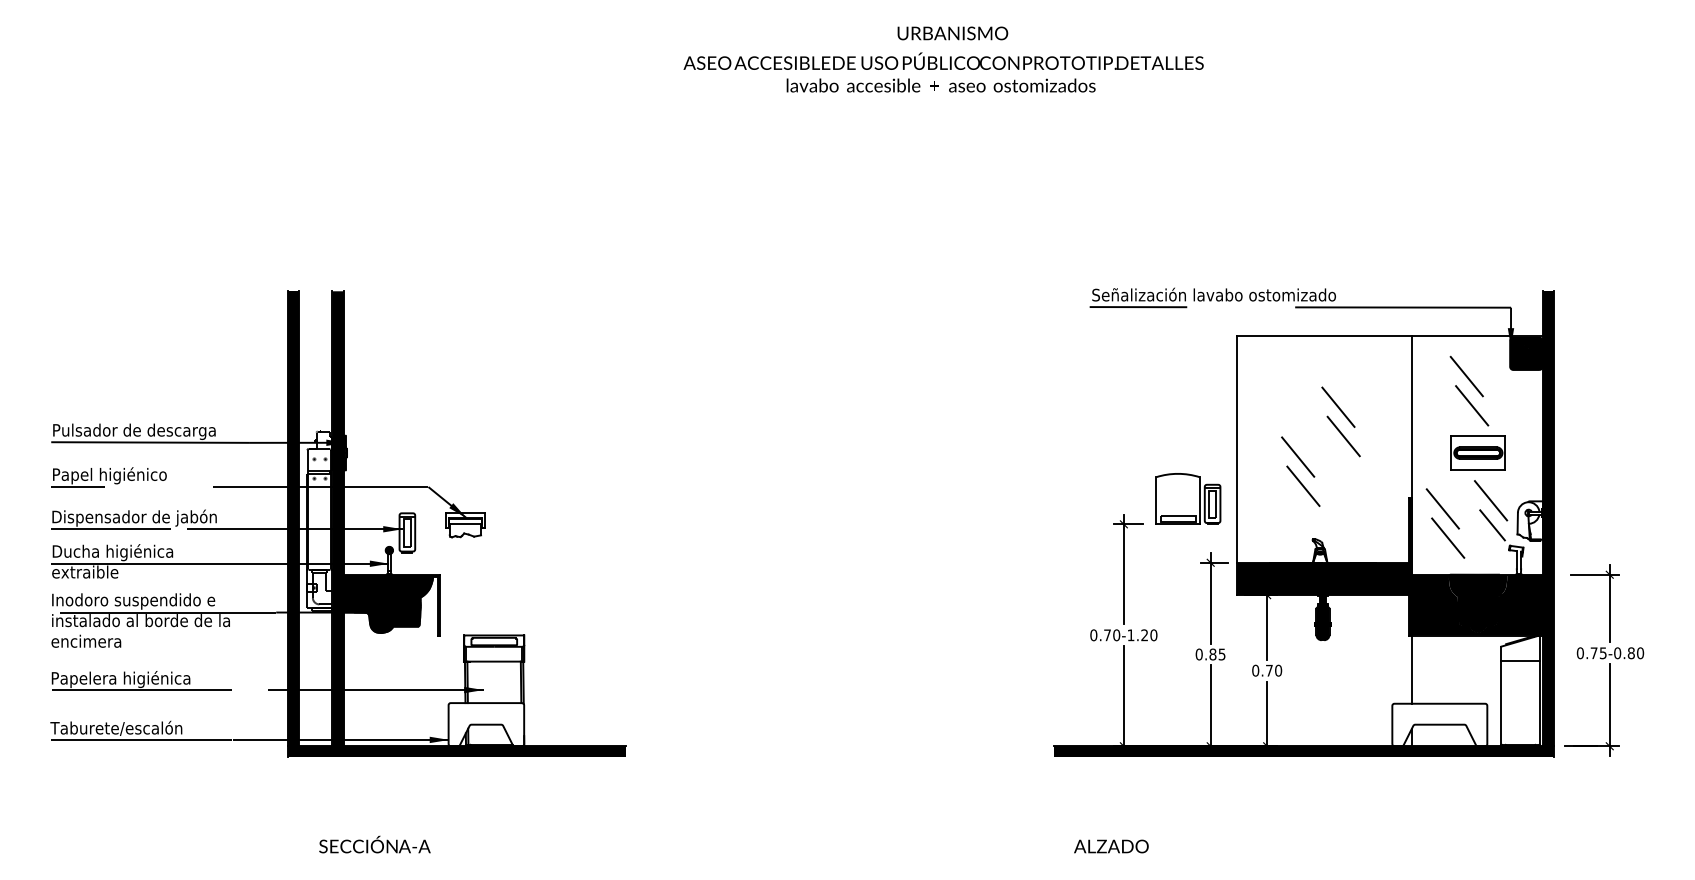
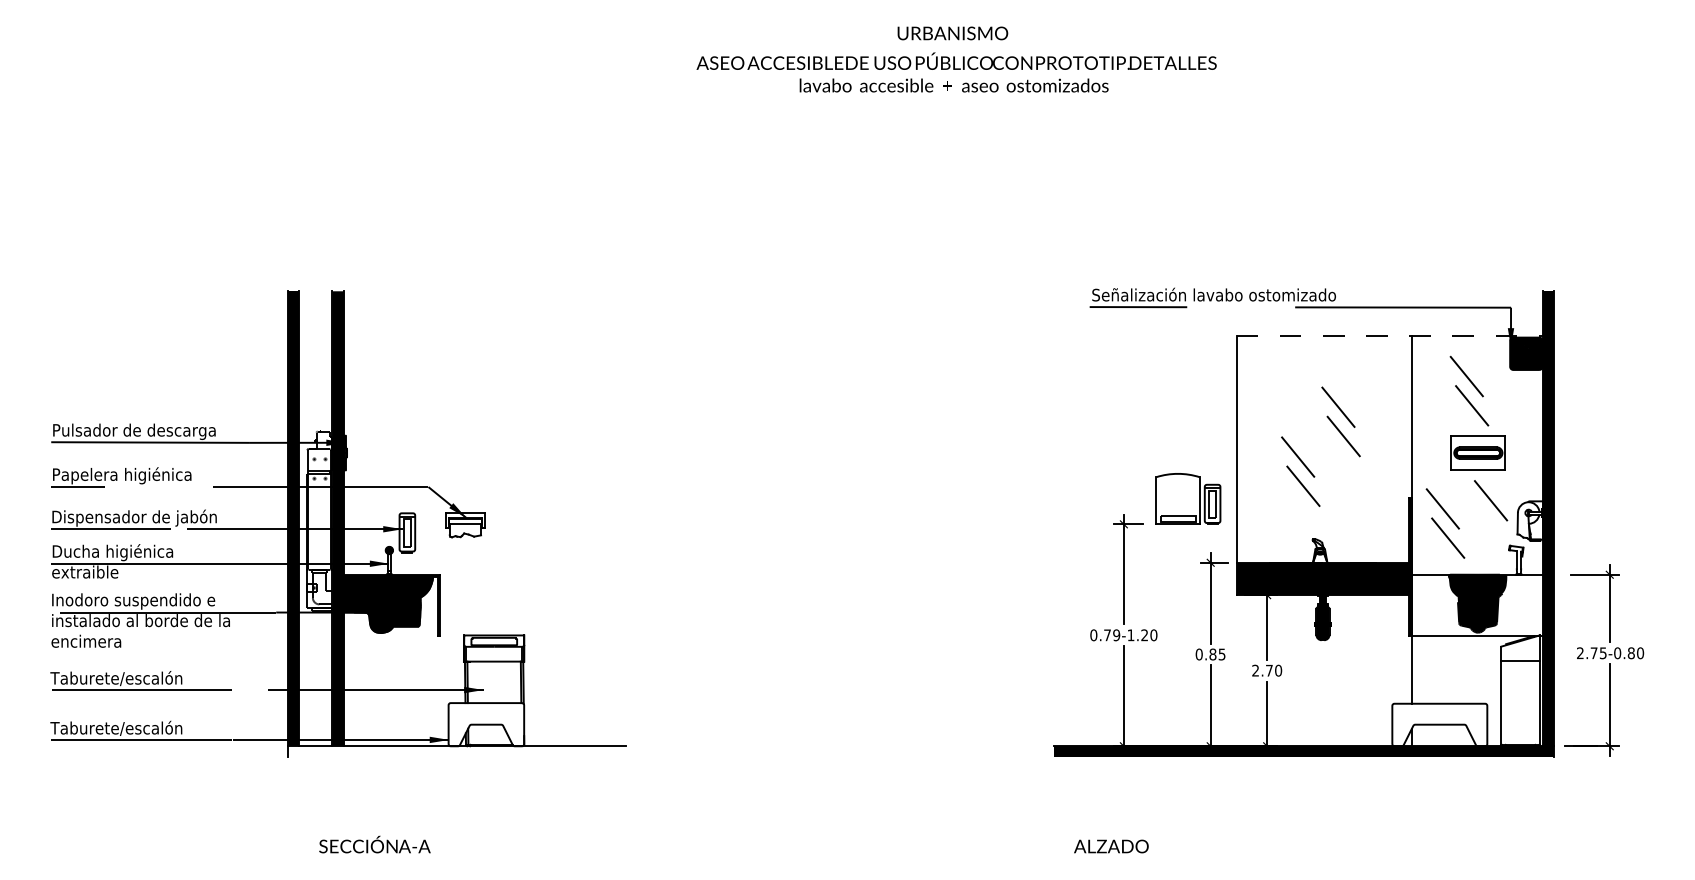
text position: (943, 72) -> (956, 72) (956, 72)
line: solid -> dashed (1390, 336)
text: Papel higiénico -> Papelera higiénica (142, 475)
line: present -> none (1492, 525)
fill: present -> none (1477, 604)
text: 0.70-1.20 -> 0.79-1.20 (1116, 635)
text: 0.75-0.80 -> 2.75-0.80 (1579, 653)
text: 0.70 -> 2.70 (1255, 670)
text: Papelera higiénica -> Taburete/escalón (120, 679)
fill: present -> none (456, 751)
